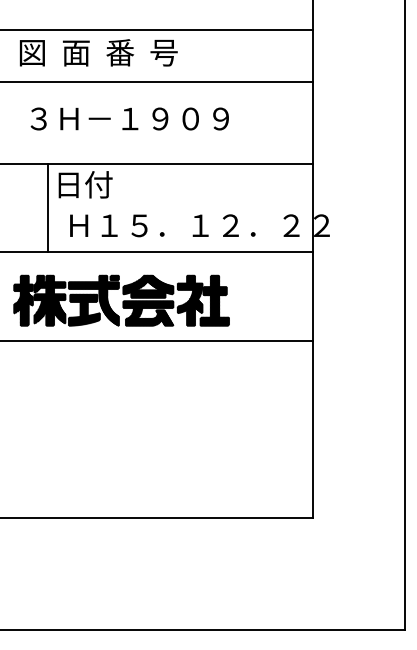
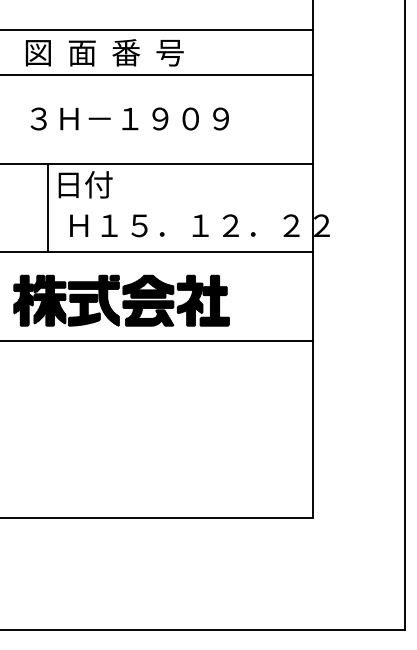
text position: (98, 52) -> (104, 52) (104, 52)
line position: (157, 81) -> (157, 74) (157, 74)
